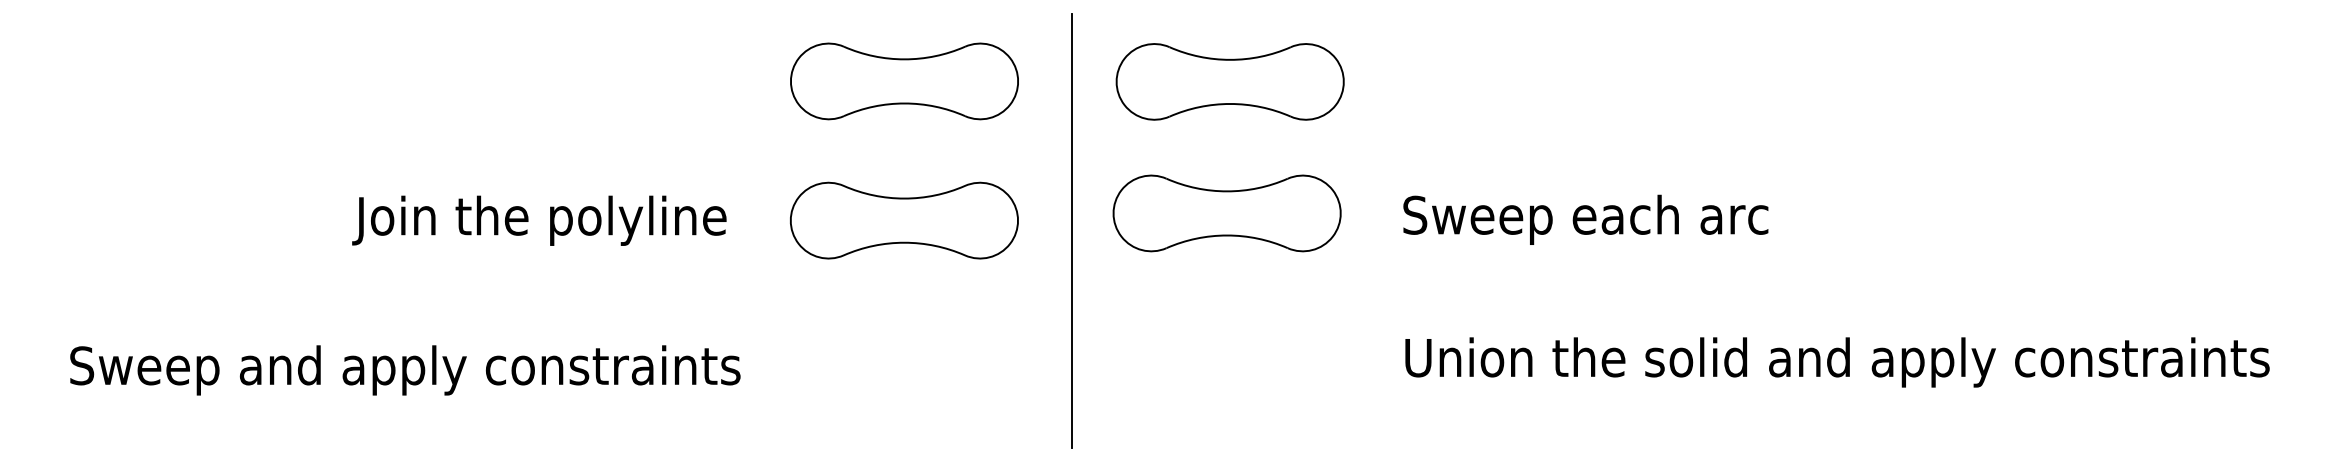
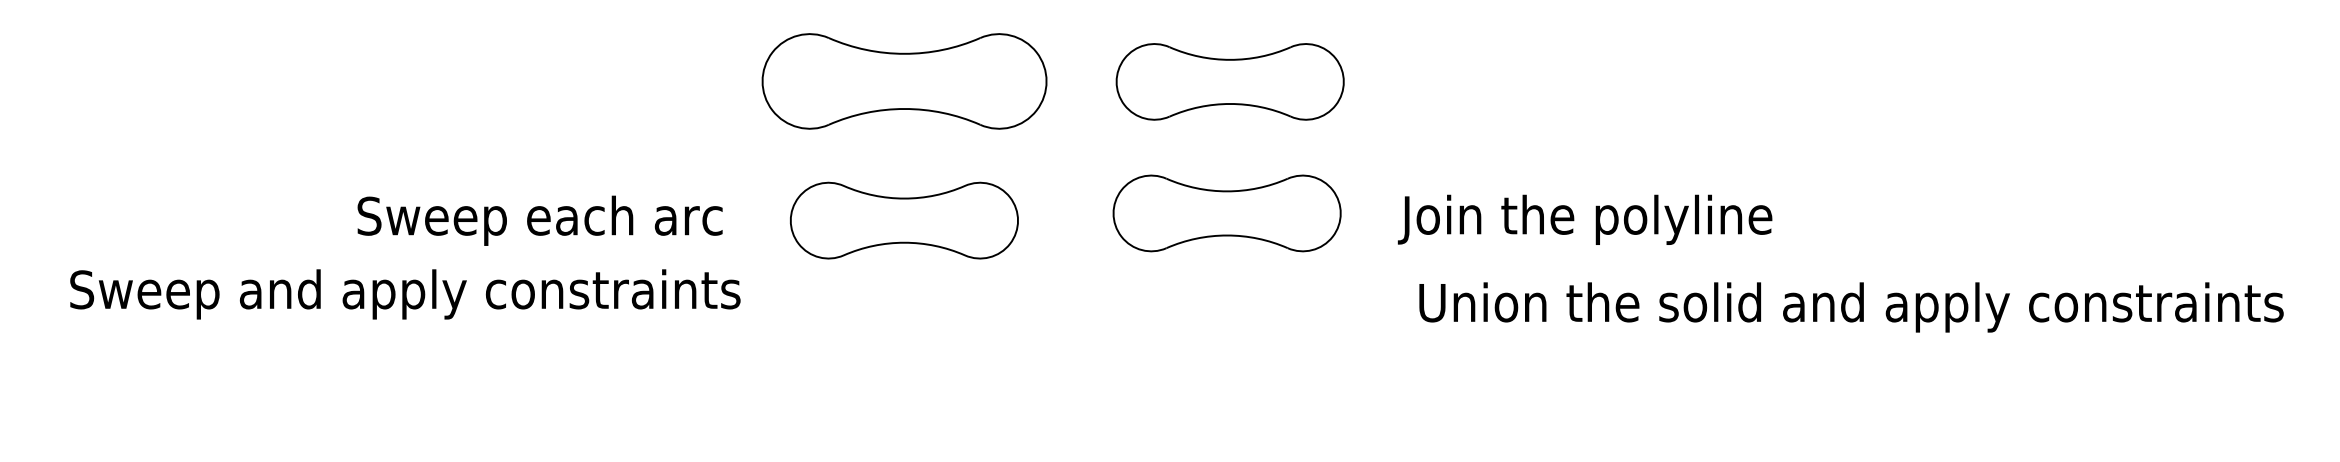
part size: 229x79 px -> 287x97 px (904, 81)
text: Sweep each arc -> Join the polyline (1584, 219)
text: Join the polyline -> Sweep each arc (539, 220)
line: present -> none (1072, 230)
text position: (1837, 362) -> (1851, 307) (1851, 307)
text position: (405, 370) -> (405, 294) (405, 294)
